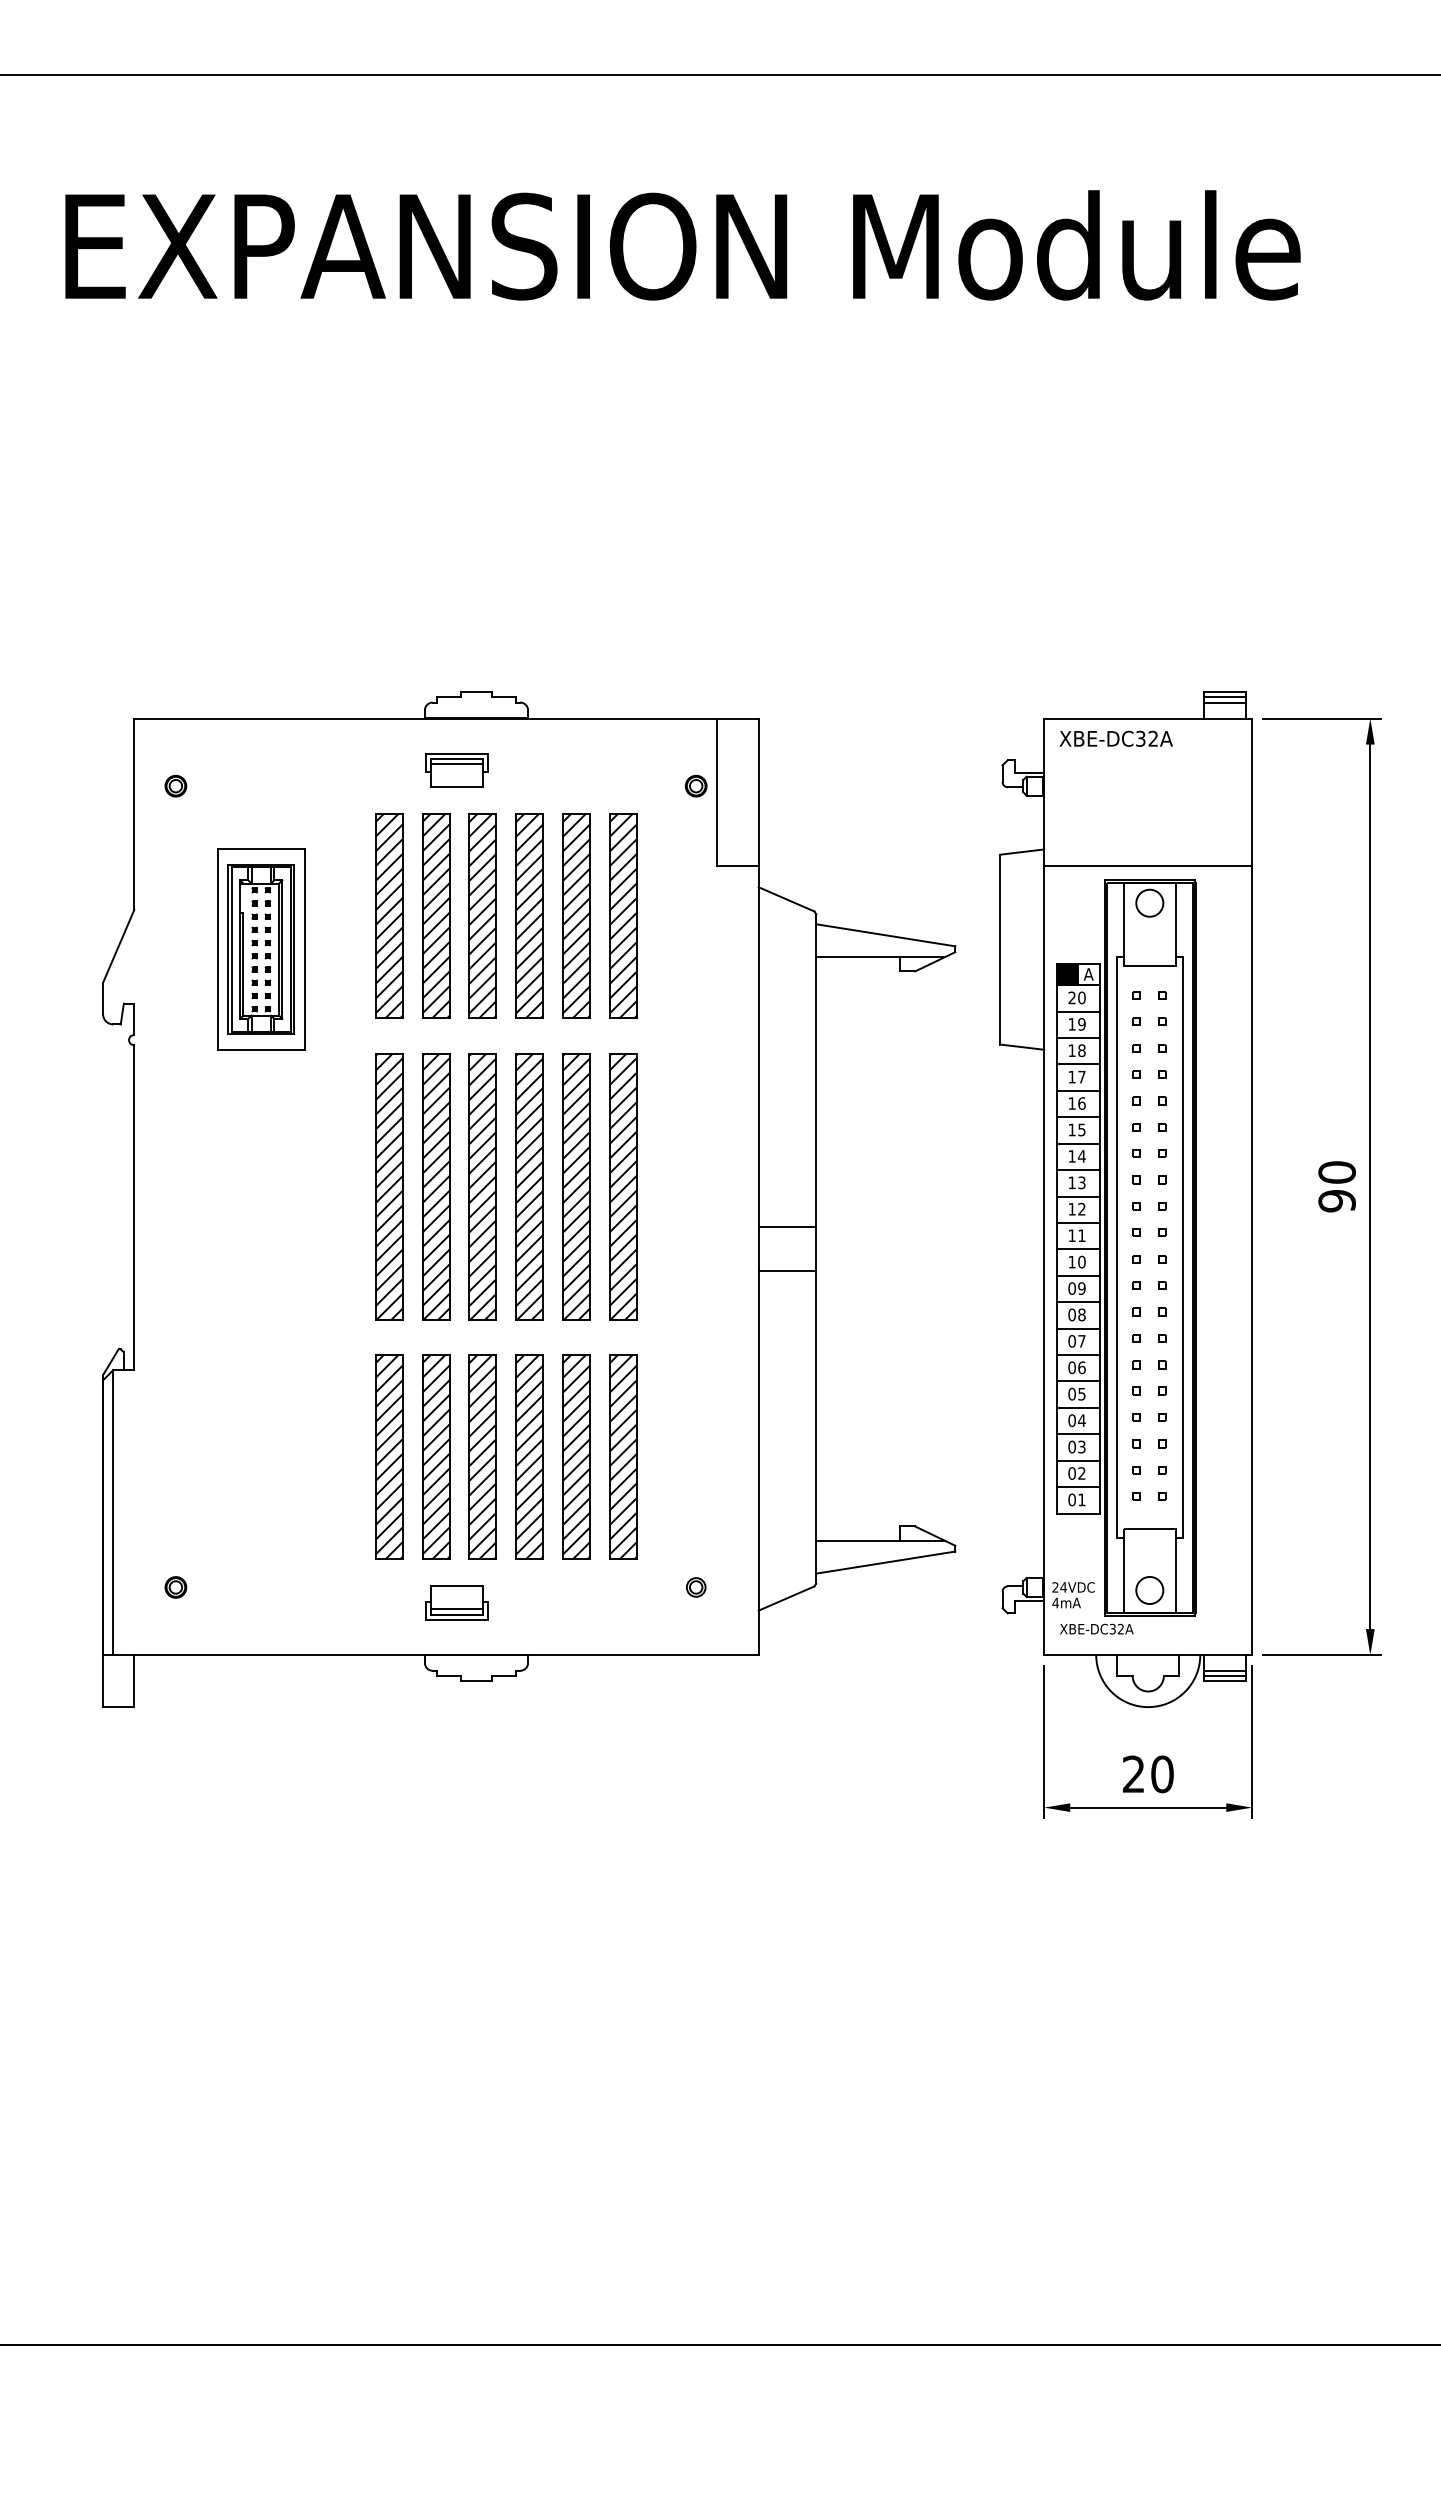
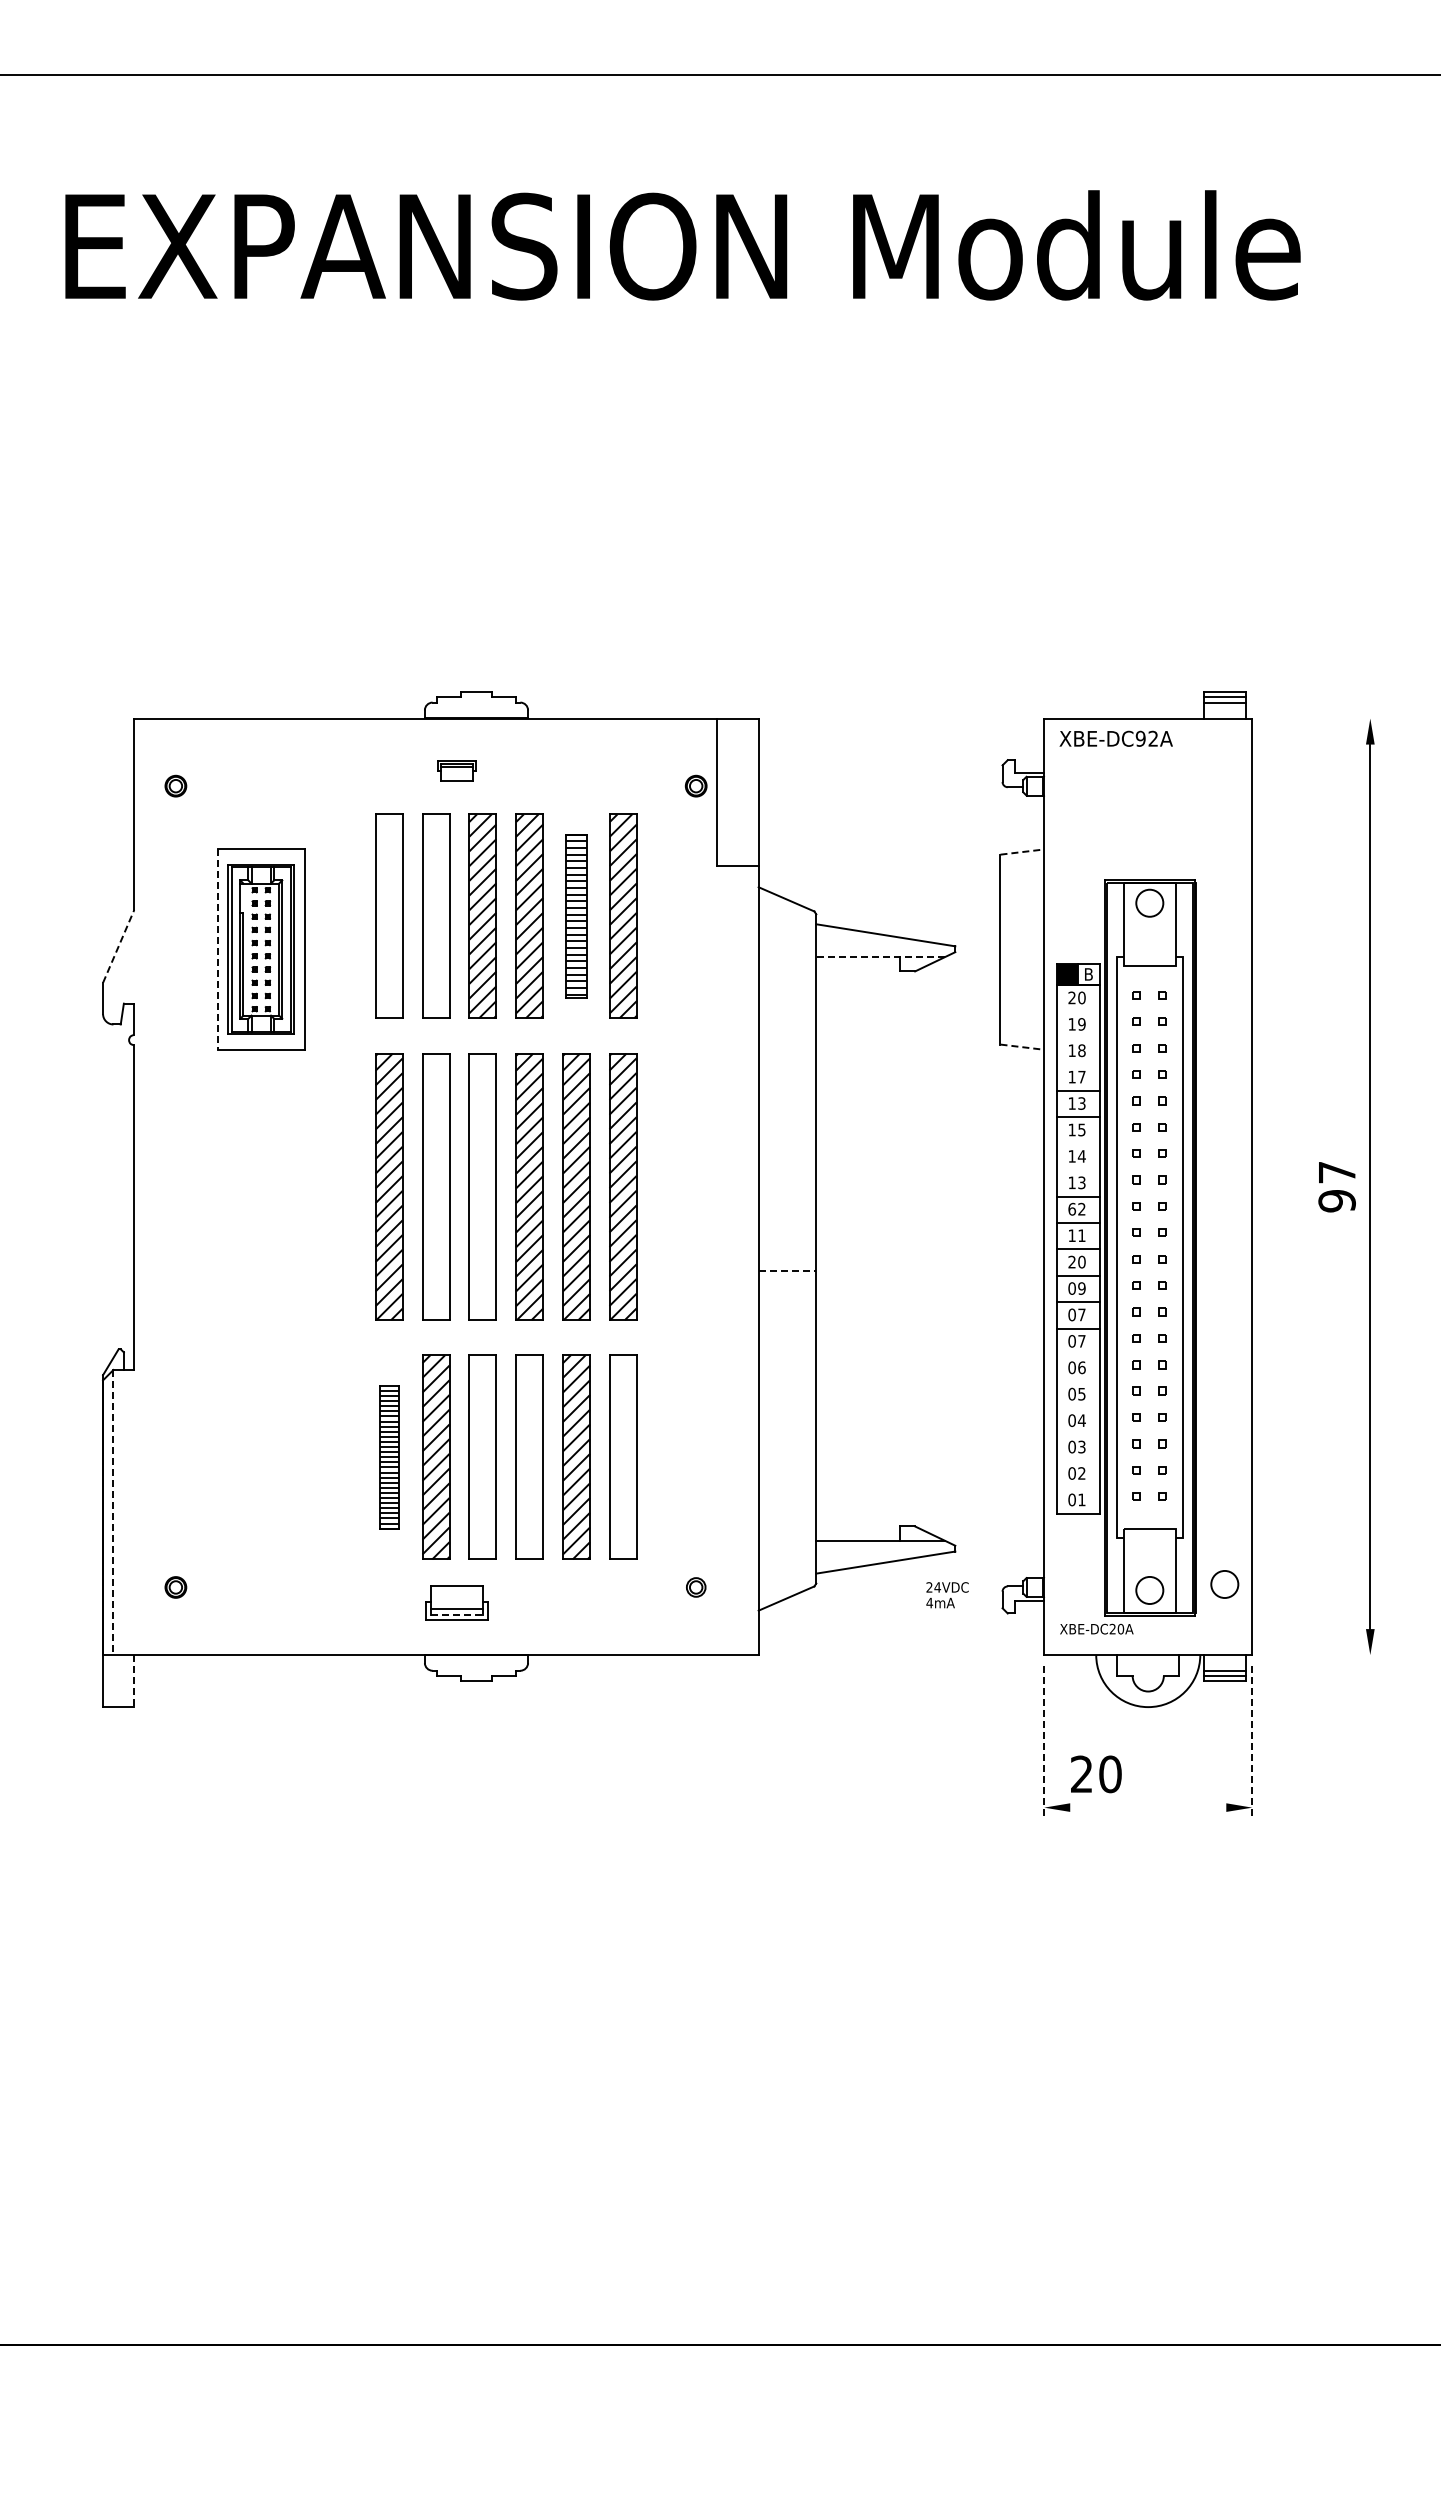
line: present -> none (1321, 718)
text: XBE-DC32A -> XBE-DC92A (1140, 738)
part size: 64x35 px -> 40x22 px (456, 770)
line: solid -> dashed (1022, 852)
line: present -> none (1148, 866)
part size: 29x206 px -> 23x165 px (576, 916)
hatch: present -> none (388, 916)
hatch: present -> none (435, 916)
line: solid -> dashed (118, 946)
line: solid -> dashed (218, 950)
line: solid -> dashed (880, 957)
text: A -> B (1088, 974)
line: present -> none (1077, 1011)
line: present -> none (1077, 1037)
line: solid -> dashed (1022, 1047)
line: present -> none (1077, 1064)
text: 16 -> 13 (1081, 1103)
line: present -> none (1077, 1143)
line: present -> none (1077, 1170)
text: 90 -> 97 (1336, 1172)
hatch: present -> none (435, 1186)
hatch: present -> none (482, 1186)
text: 12 -> 62 (1072, 1208)
line: present -> none (787, 1227)
text: 10 -> 20 (1071, 1261)
line: solid -> dashed (787, 1270)
text: 08 -> 07 (1081, 1314)
line: present -> none (1077, 1354)
line: present -> none (1077, 1381)
line: present -> none (1077, 1407)
line: present -> none (1077, 1434)
part size: 29x206 px -> 21x145 px (389, 1457)
hatch: present -> none (482, 1457)
hatch: present -> none (529, 1457)
hatch: present -> none (622, 1457)
line: present -> none (1077, 1460)
line: present -> none (1077, 1487)
line: solid -> dashed (113, 1512)
circle: none -> present (1224, 1584)
text position: (1073, 1595) -> (947, 1595) (947, 1595)
line: solid -> dashed (457, 1614)
text: XBE-DC32A -> XBE-DC20A (1116, 1629)
line: present -> none (1321, 1655)
line: solid -> dashed (134, 1681)
line: solid -> dashed (1044, 1742)
line: solid -> dashed (1252, 1742)
text position: (1148, 1774) -> (1096, 1774) (1096, 1774)
line: present -> none (1148, 1807)
